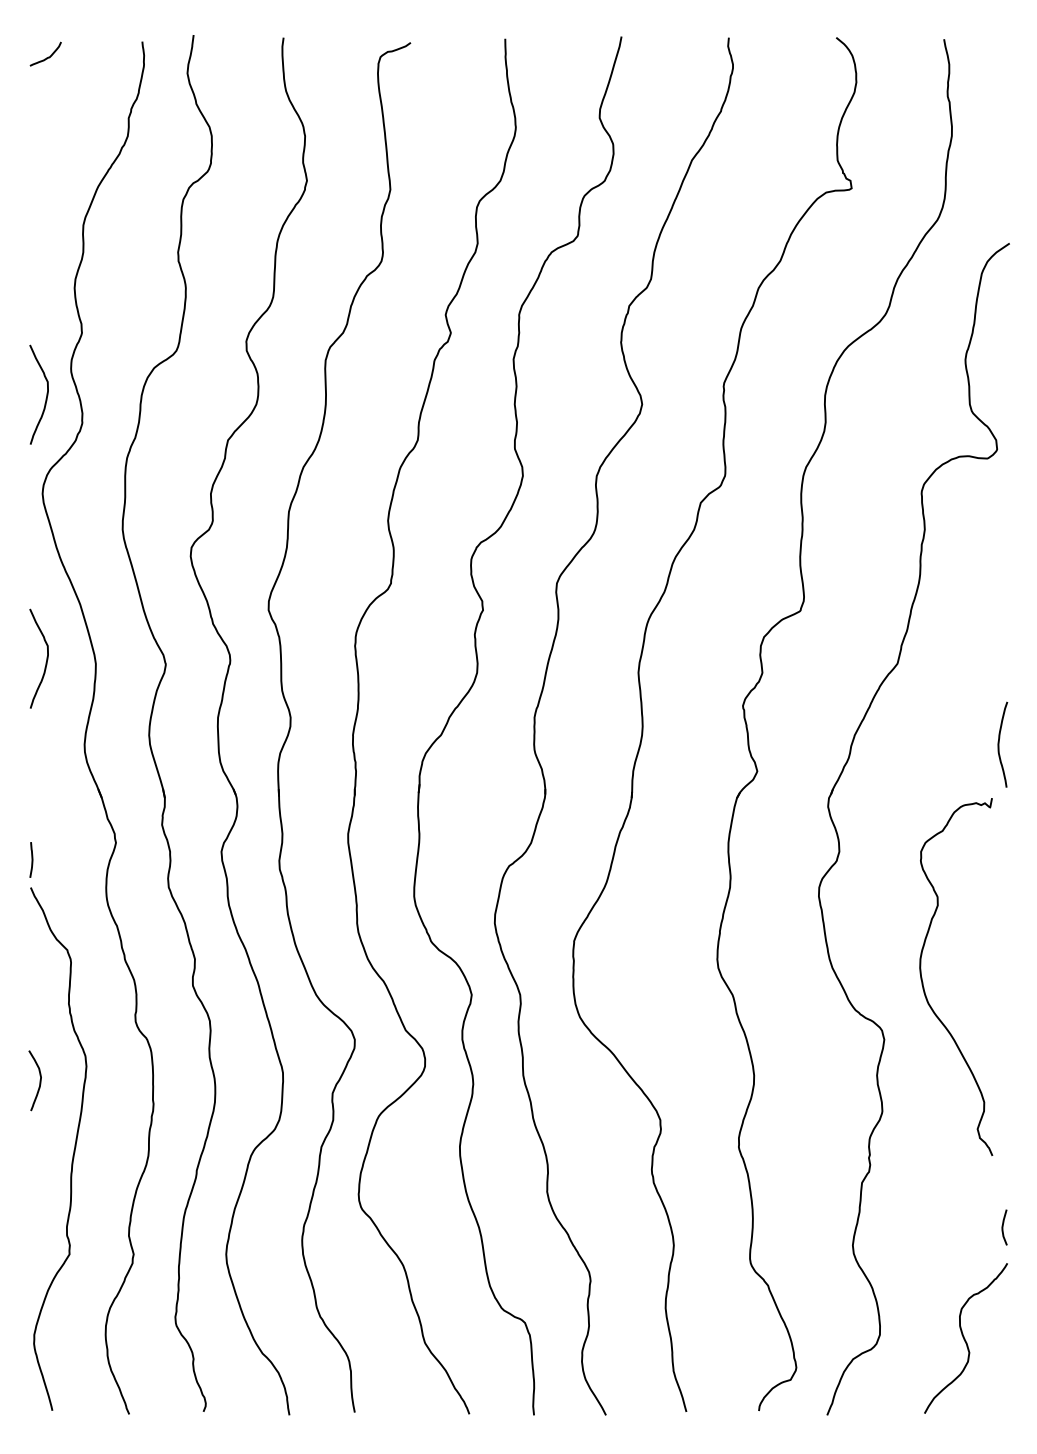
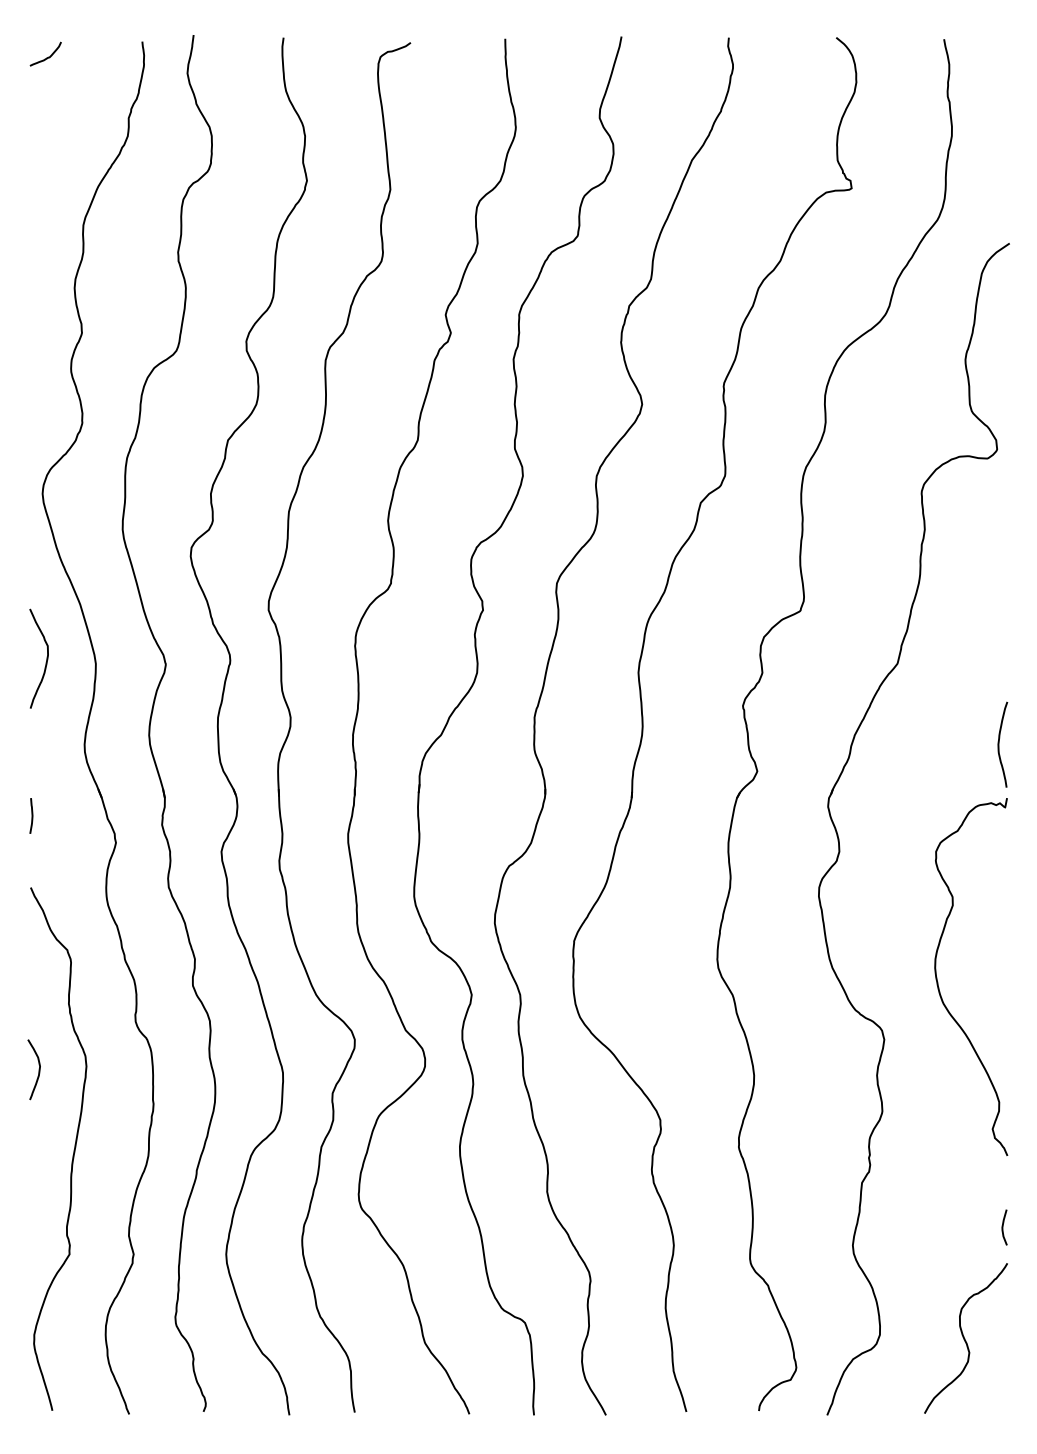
curve: present -> none (46, 394)
curve position: (31, 859) -> (31, 815) (31, 815)
curve position: (923, 982) -> (938, 982) (938, 982)
curve position: (39, 1080) -> (38, 1069) (38, 1069)
